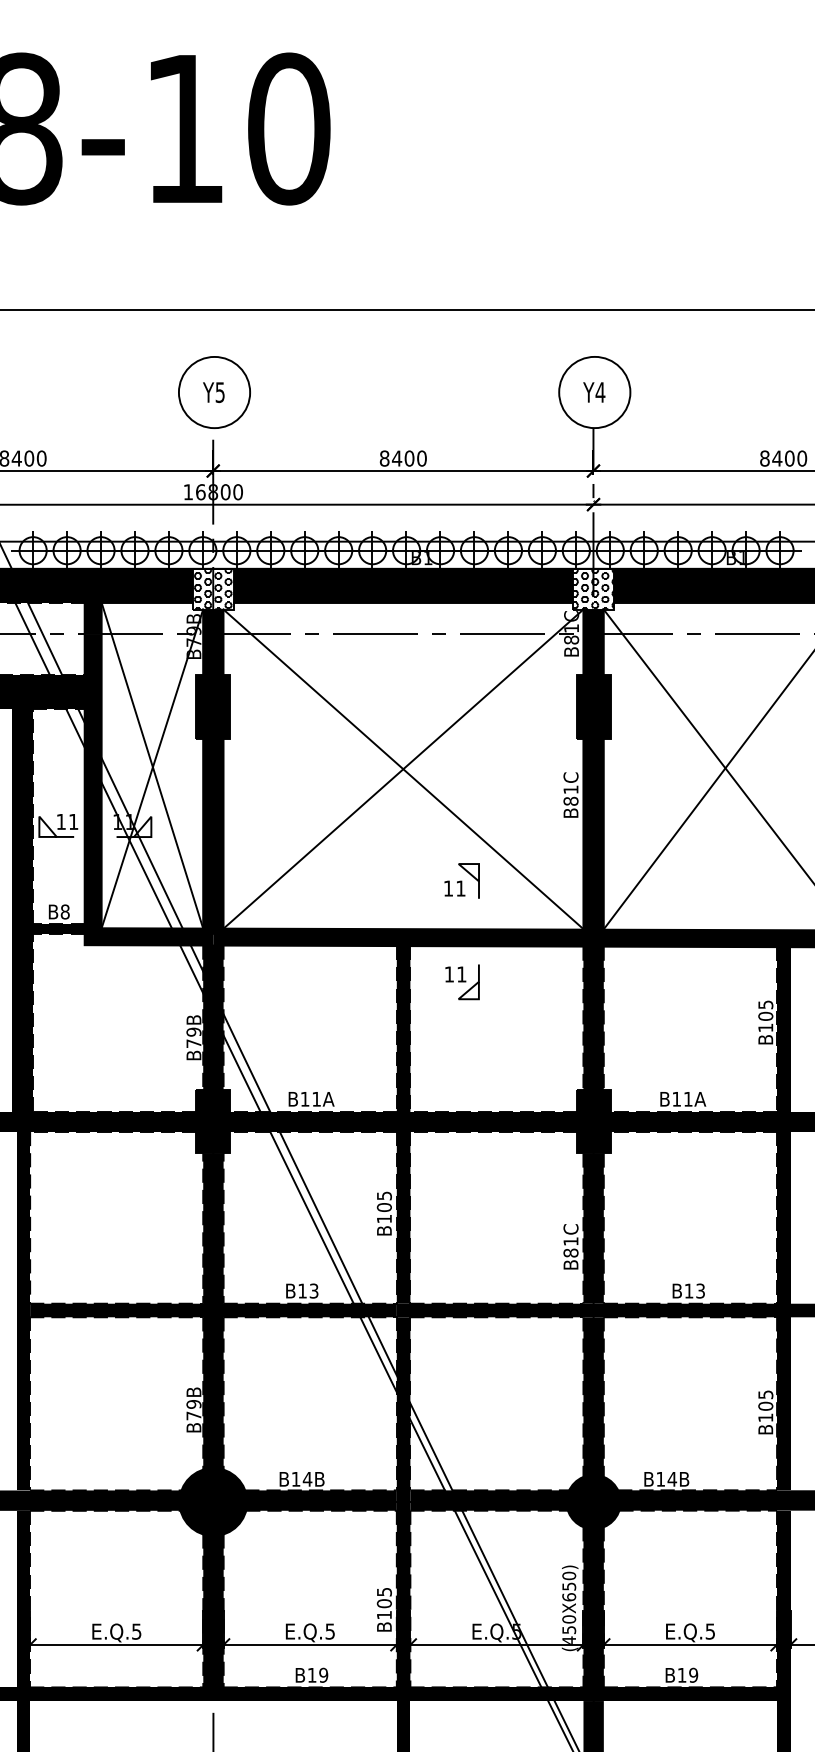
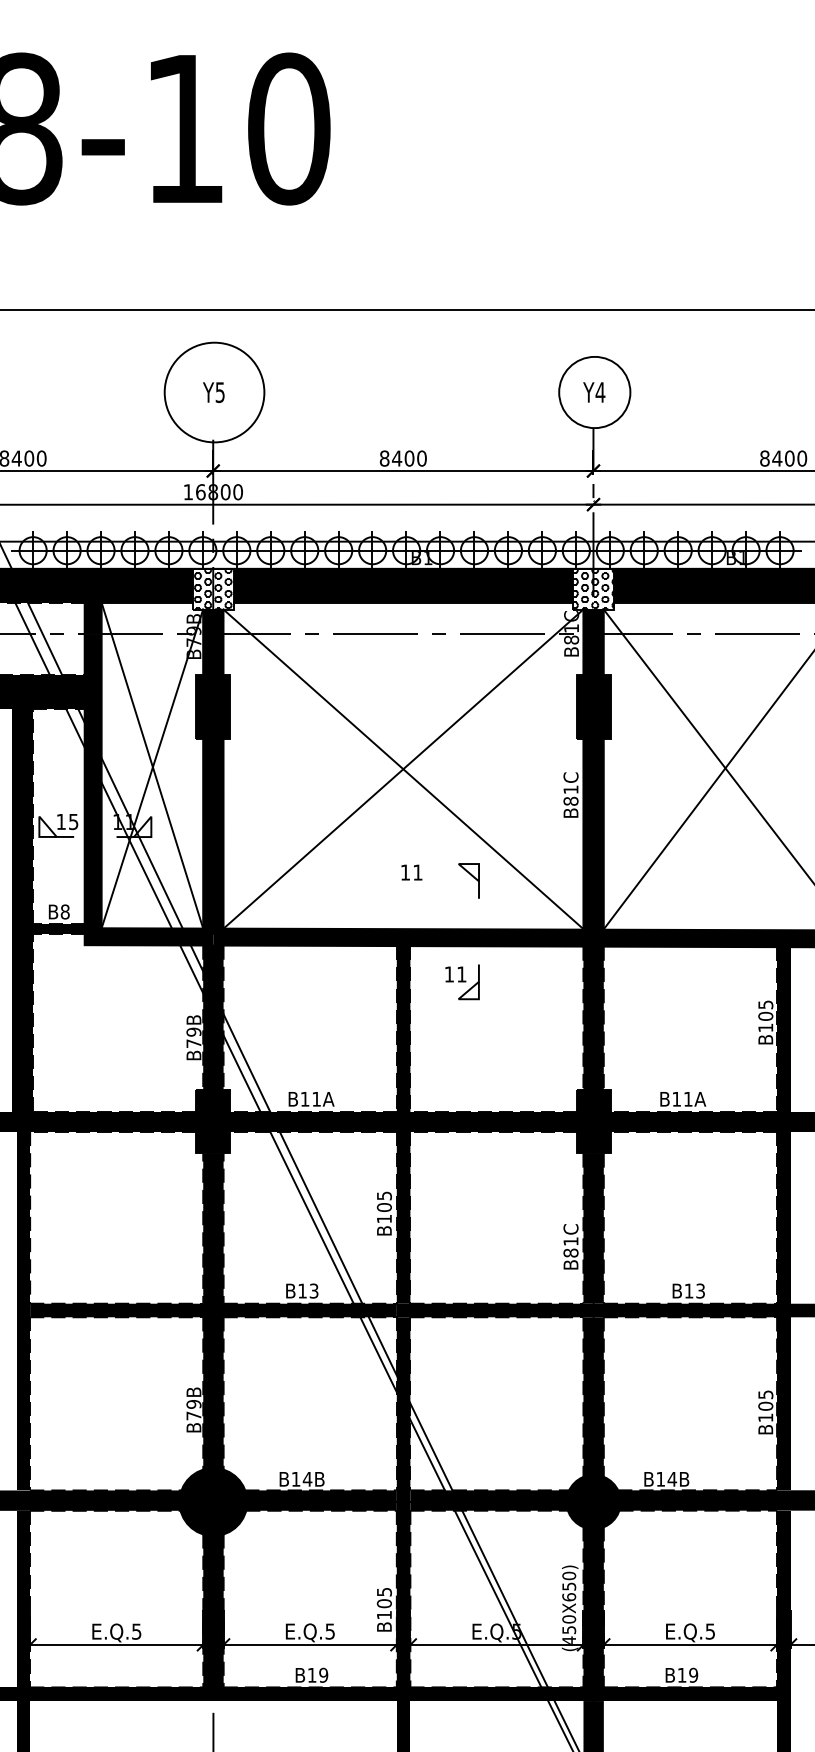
circle diameter: 71 px -> 100 px (214, 392)
text: 11 -> 15 (73, 822)
text position: (454, 888) -> (411, 872) (411, 872)
